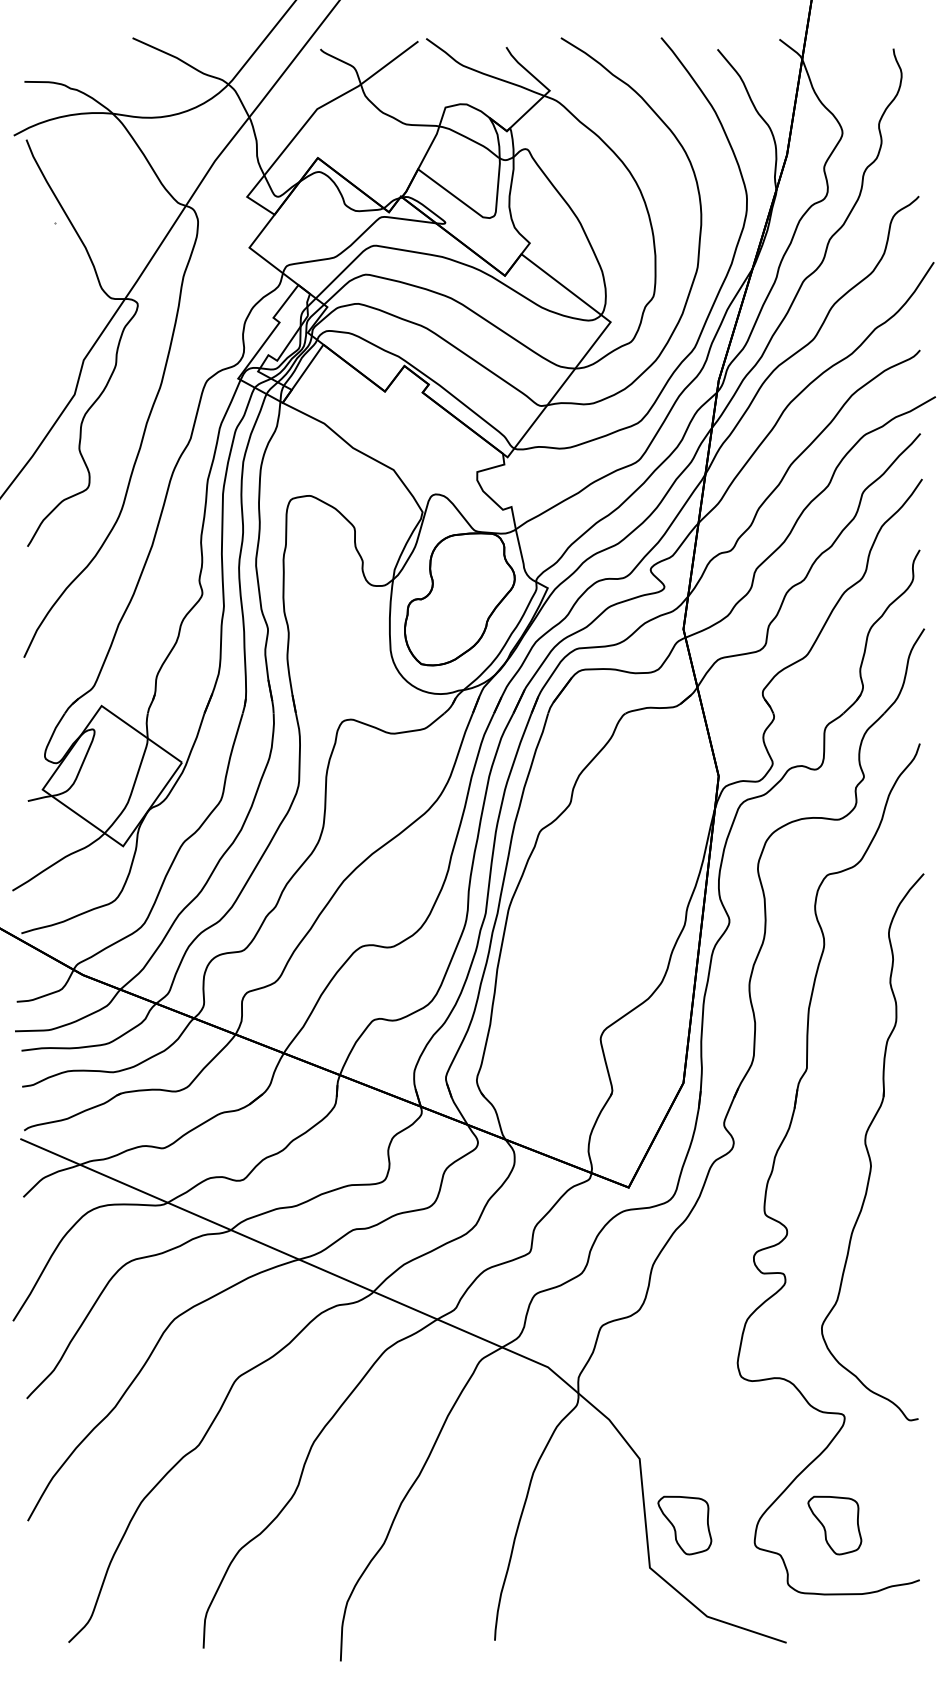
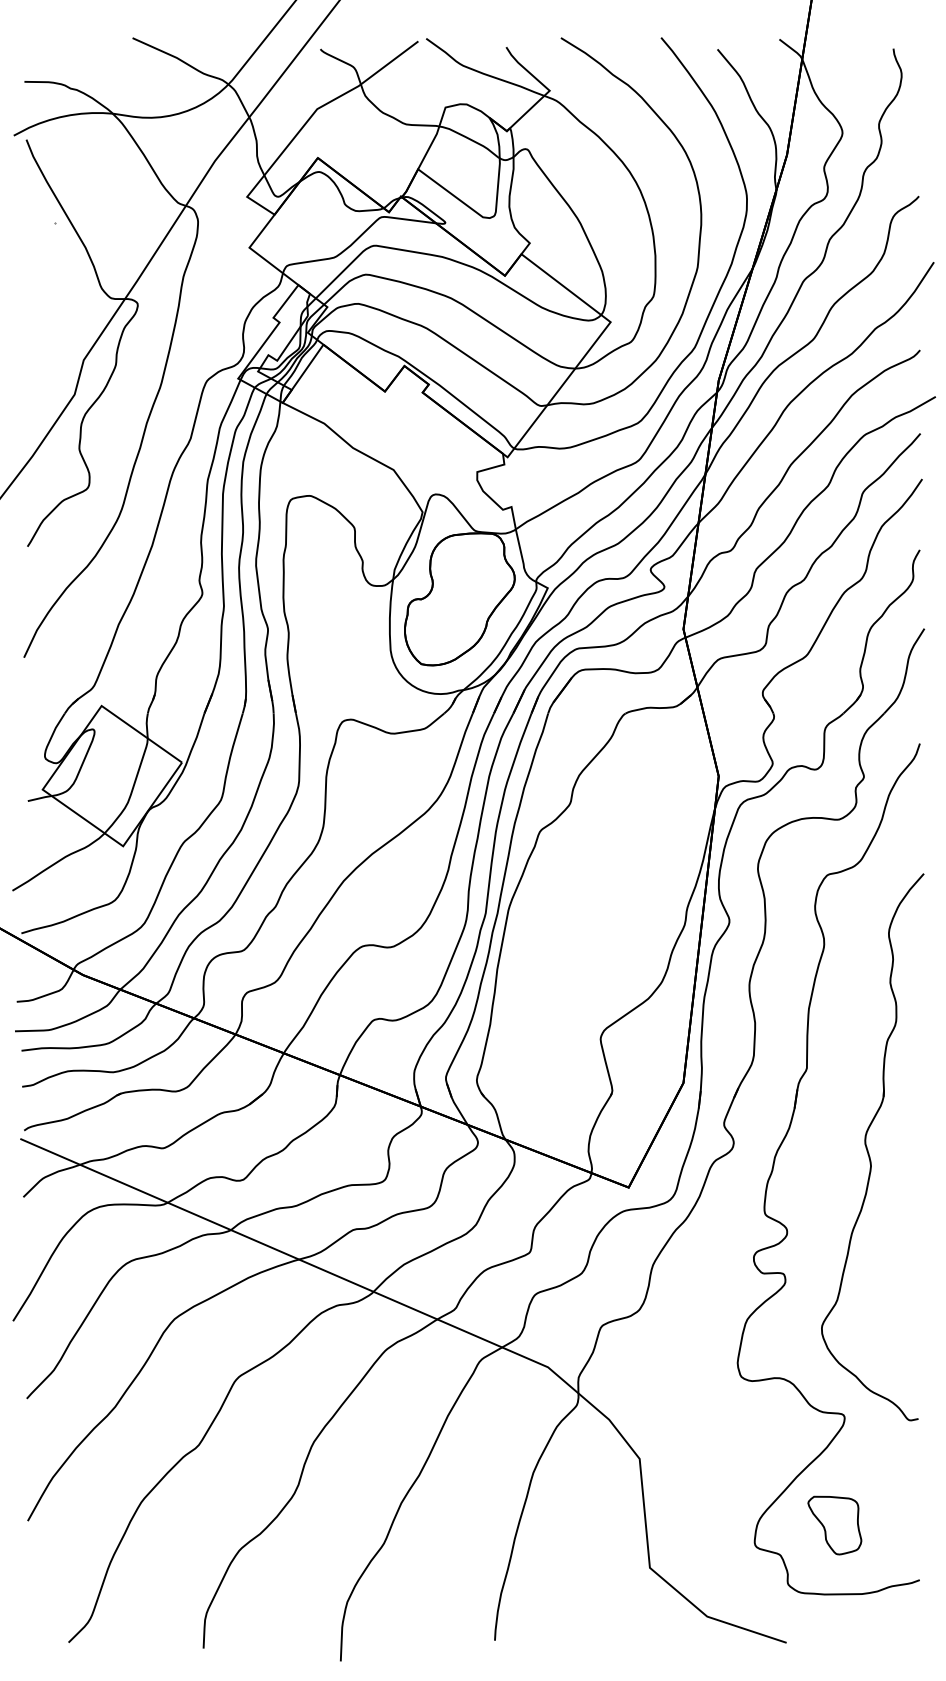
part: present -> none (684, 1525)
